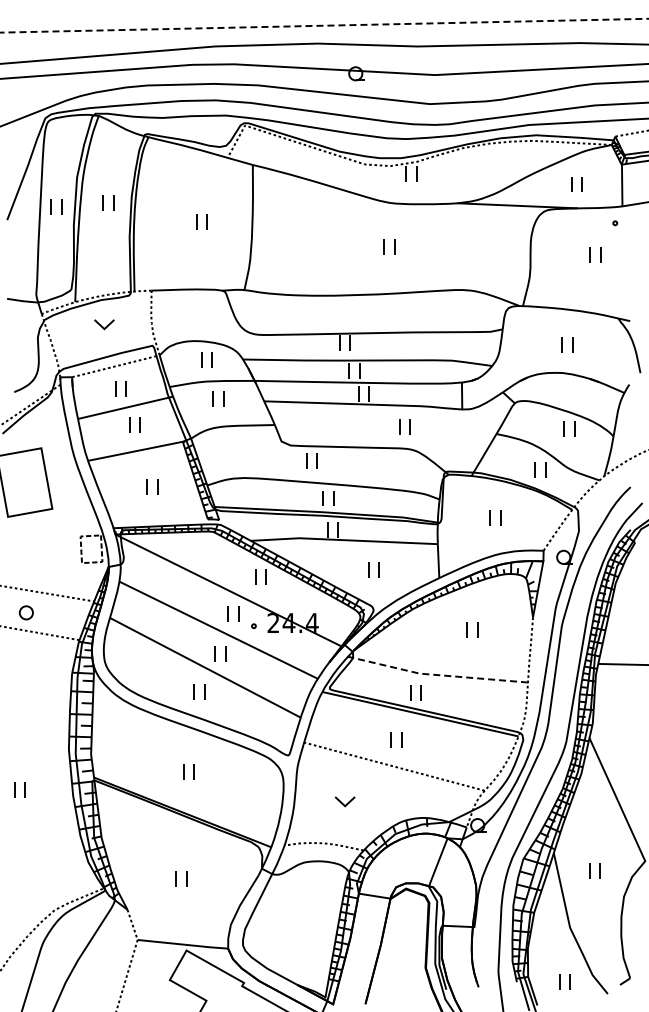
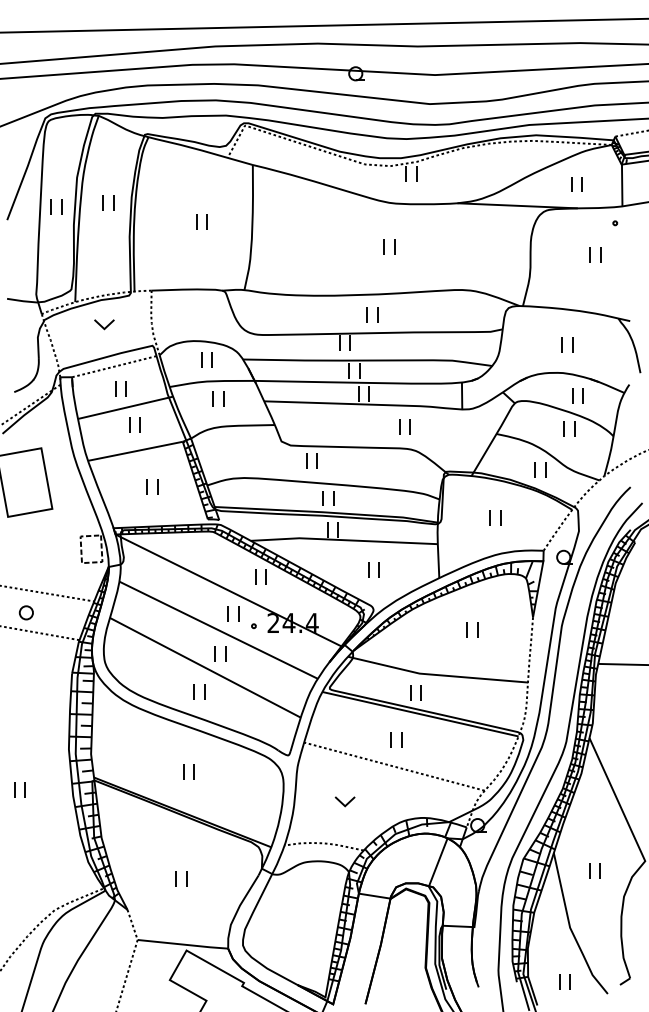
line: dashed -> solid (325, 25)
part: none -> present (372, 314)
part: none -> present (577, 395)
line: dashed -> solid (436, 675)
